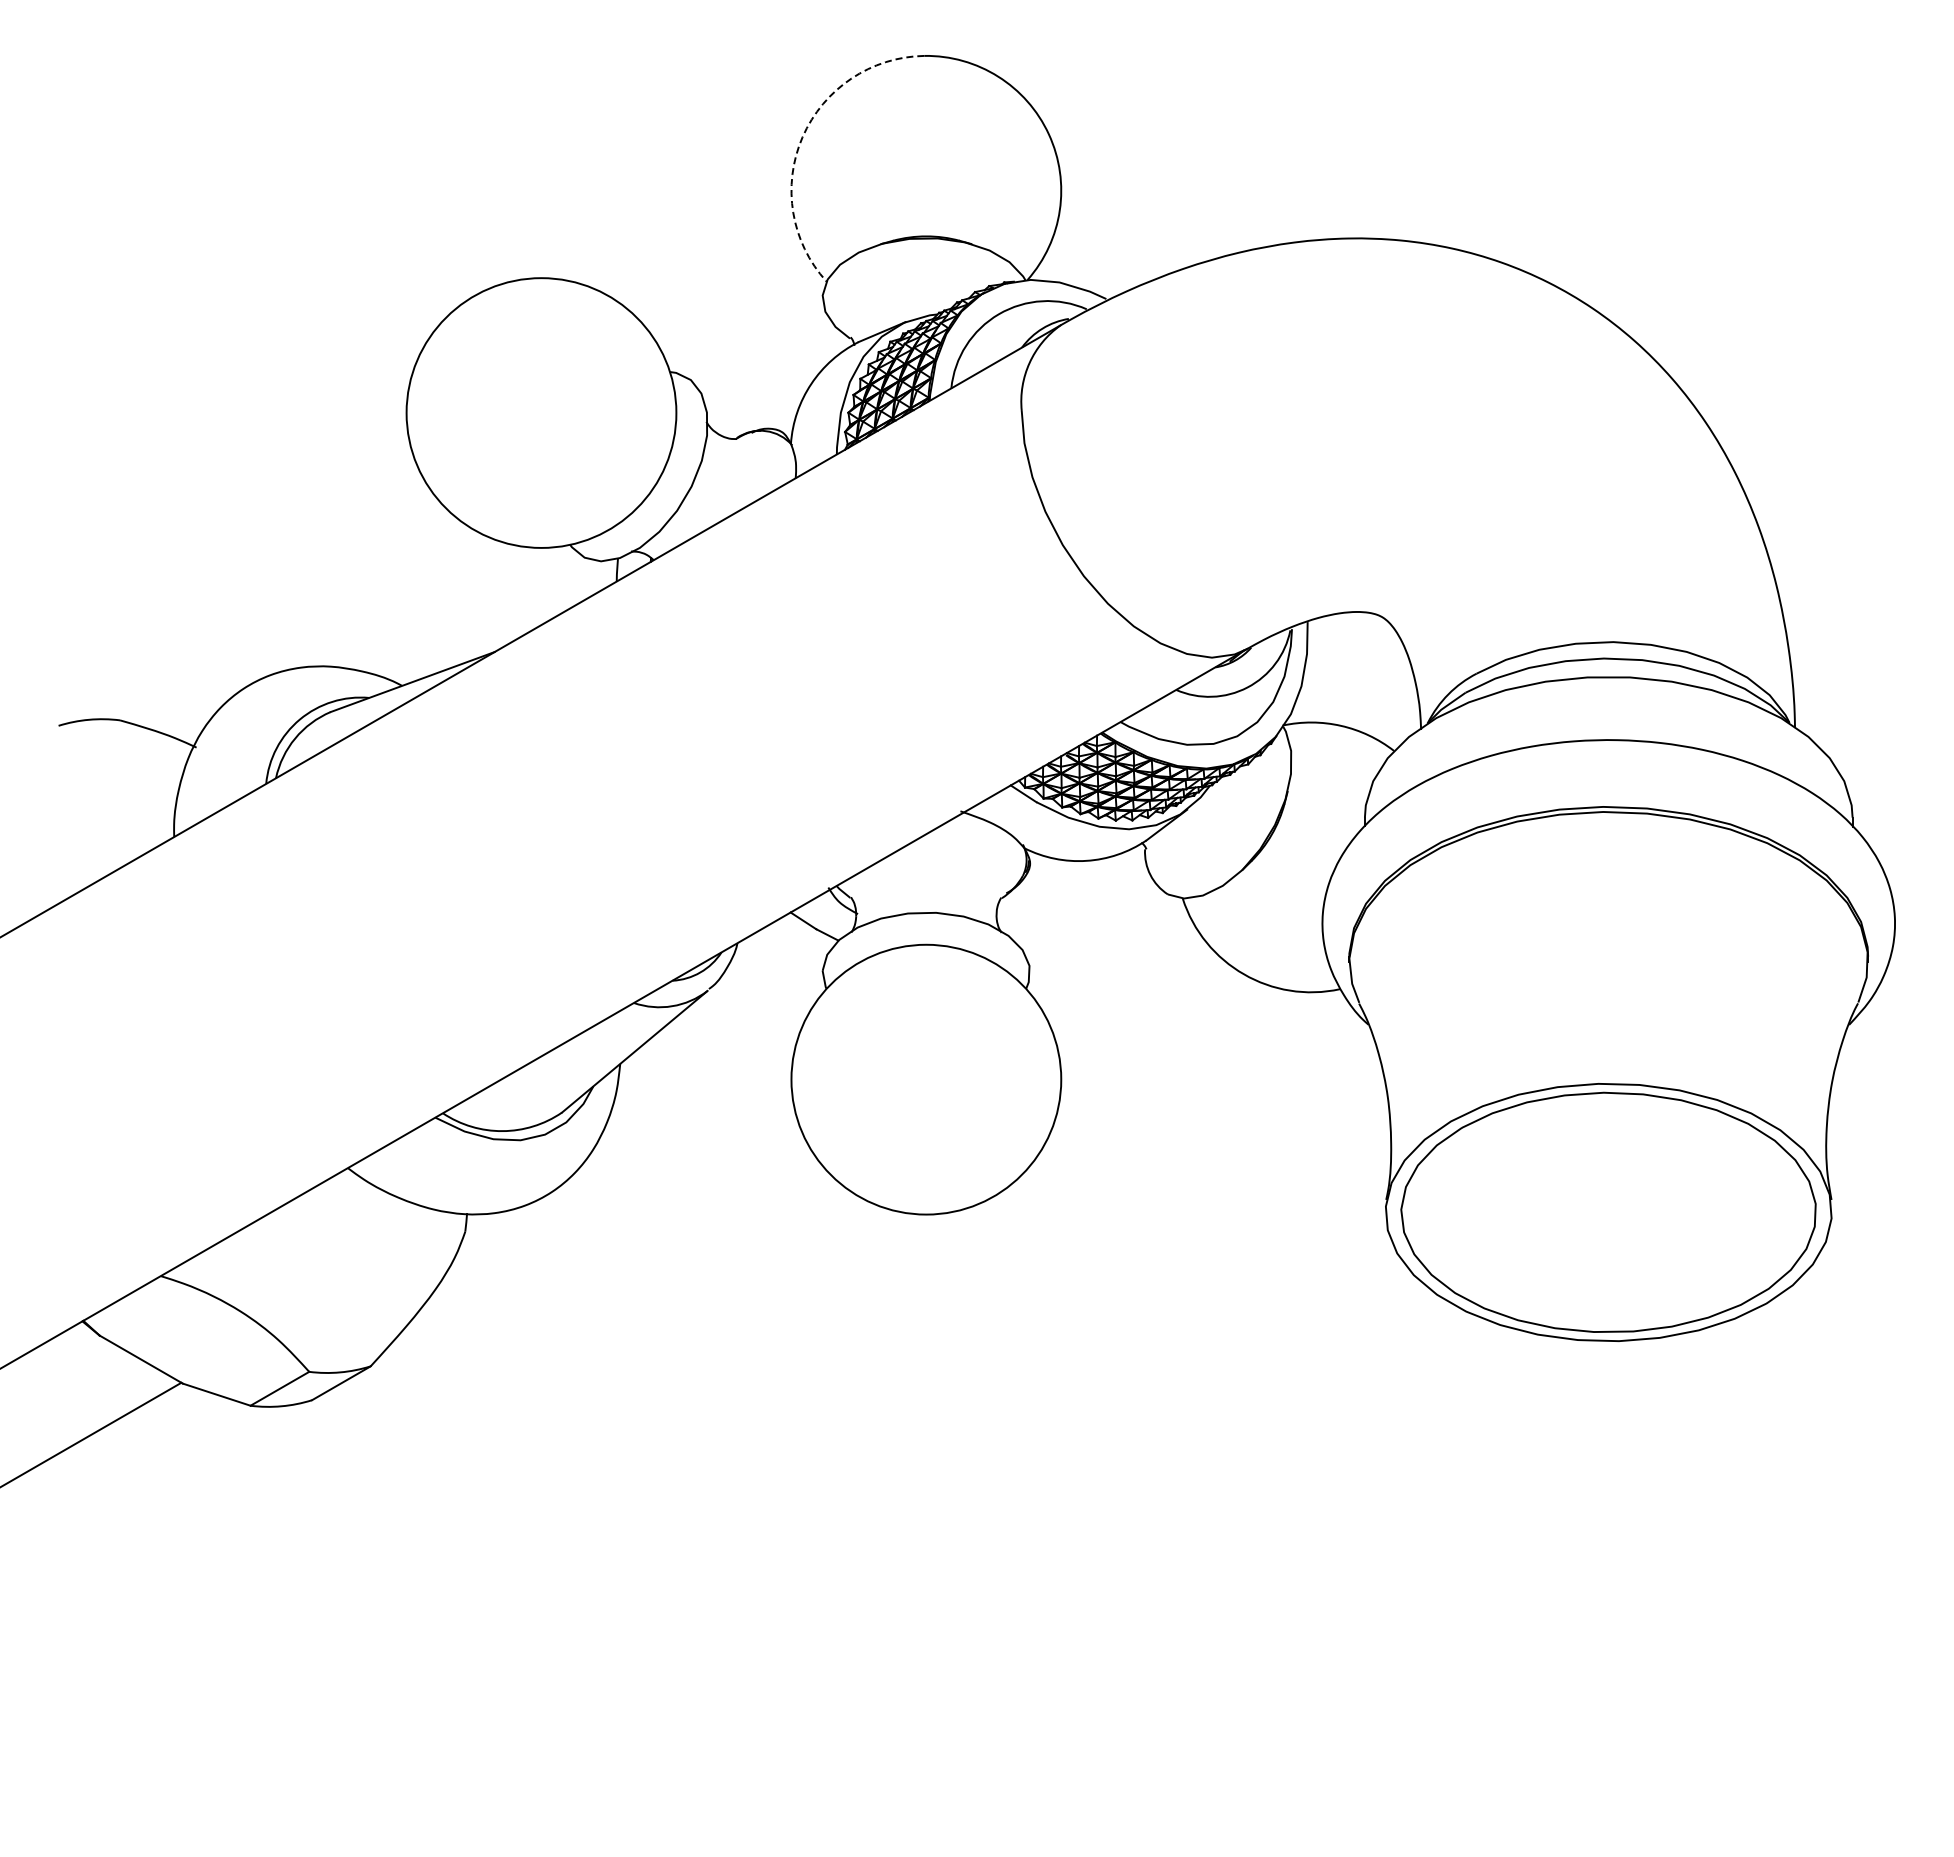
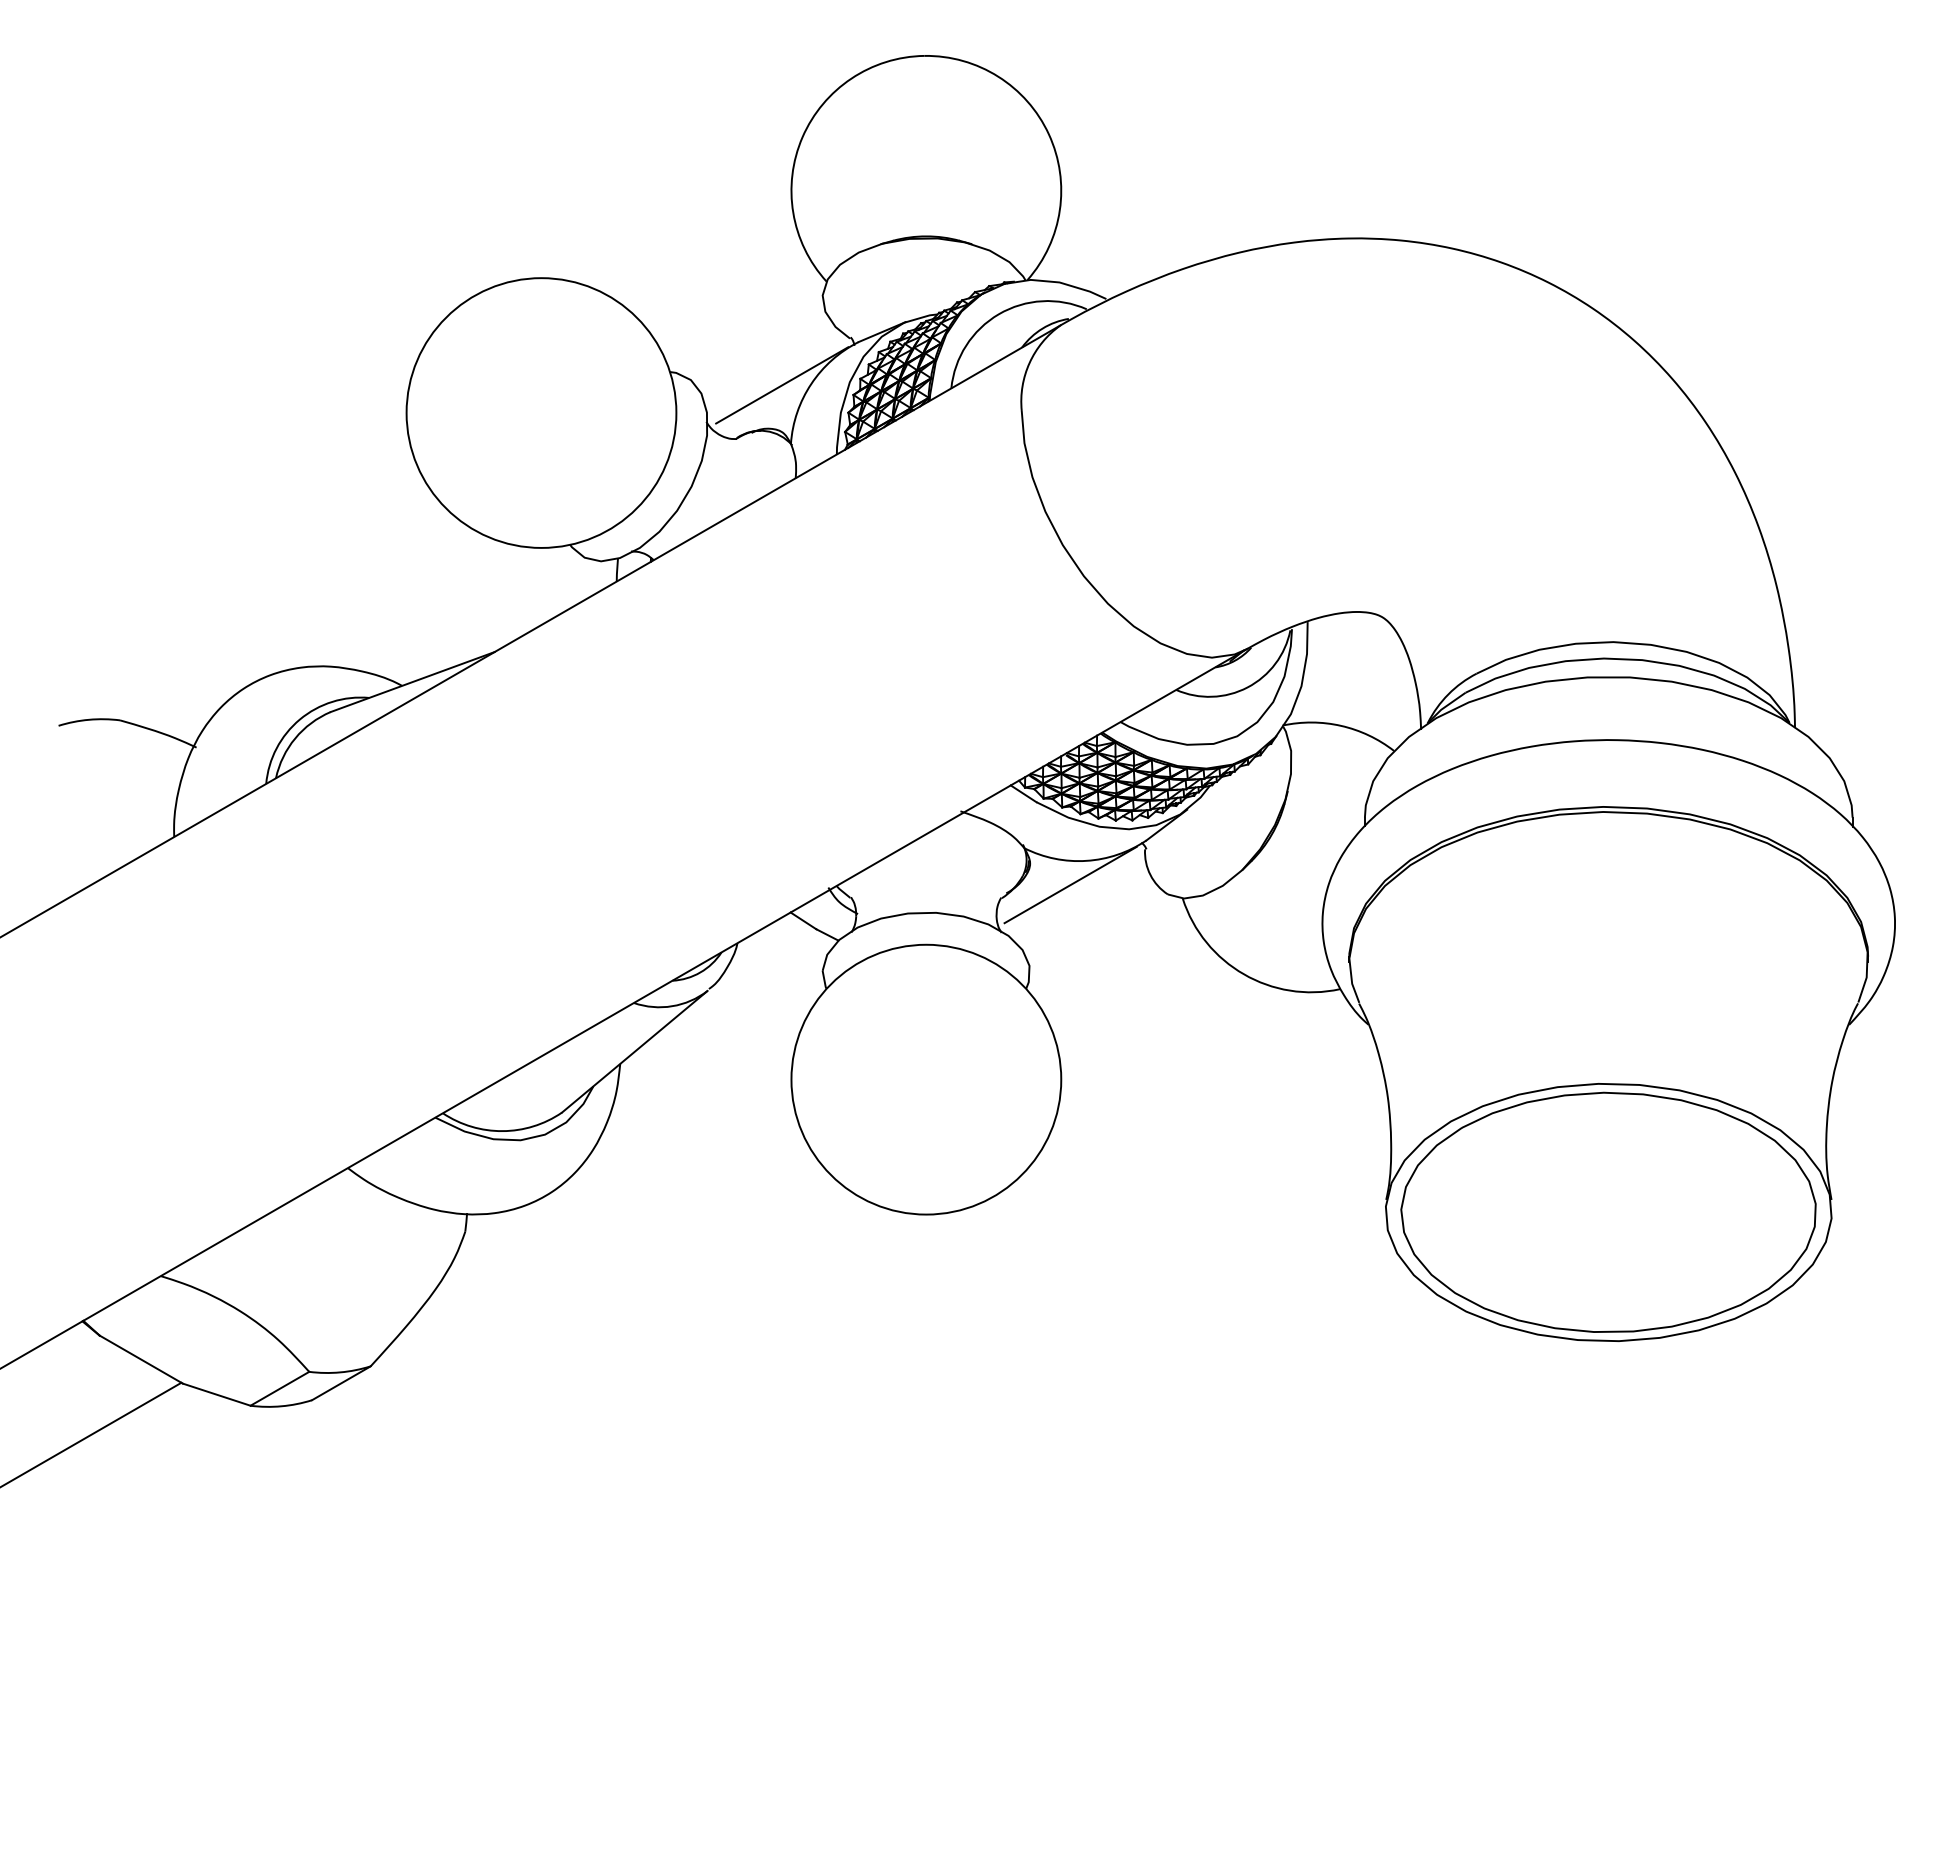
arc: dashed -> solid (802, 137)
line: none -> present (782, 385)
line: none -> present (1070, 884)
